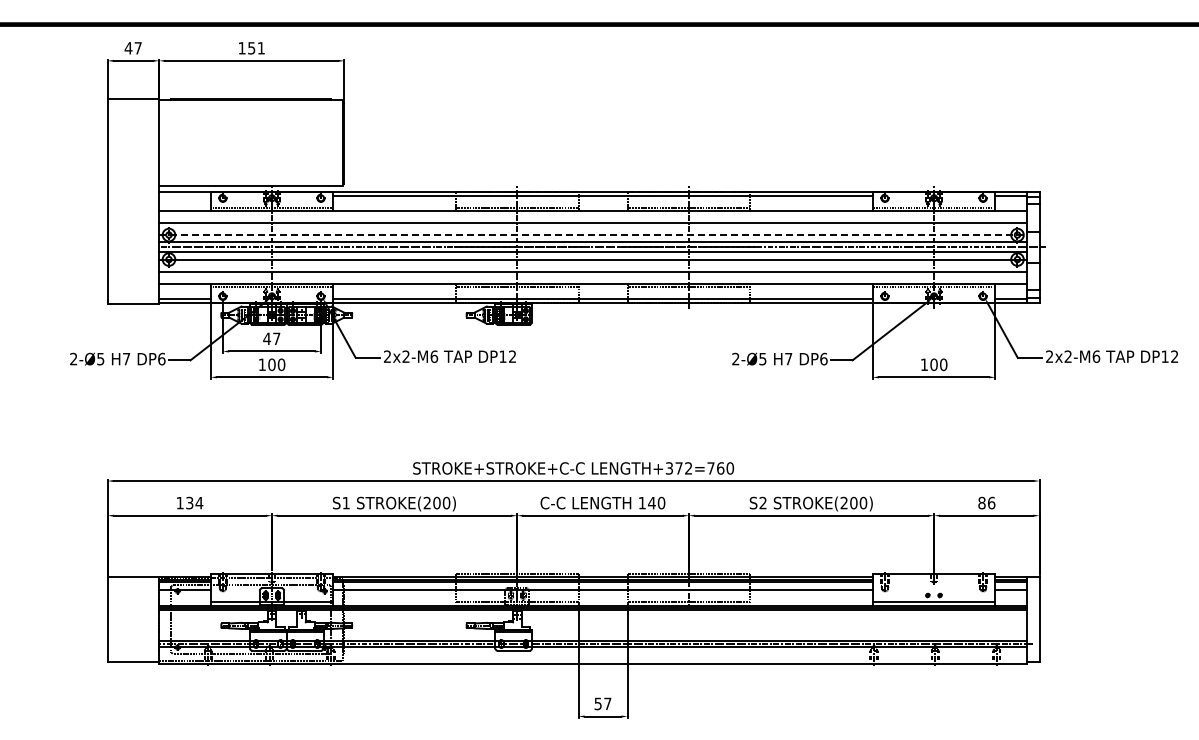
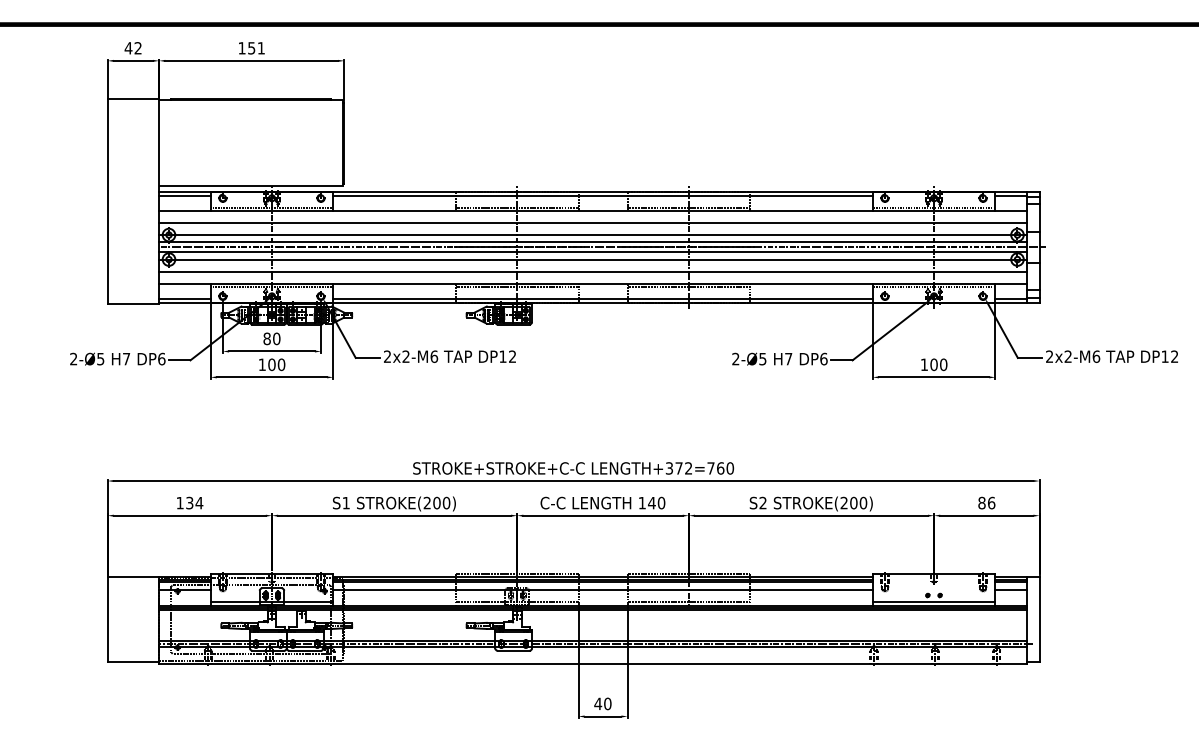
text: 47 -> 42 (137, 48)
line: none -> present (184, 195)
line: dashed -> solid (593, 235)
text: 47 -> 80 (271, 338)
text: 57 -> 40 (602, 703)
